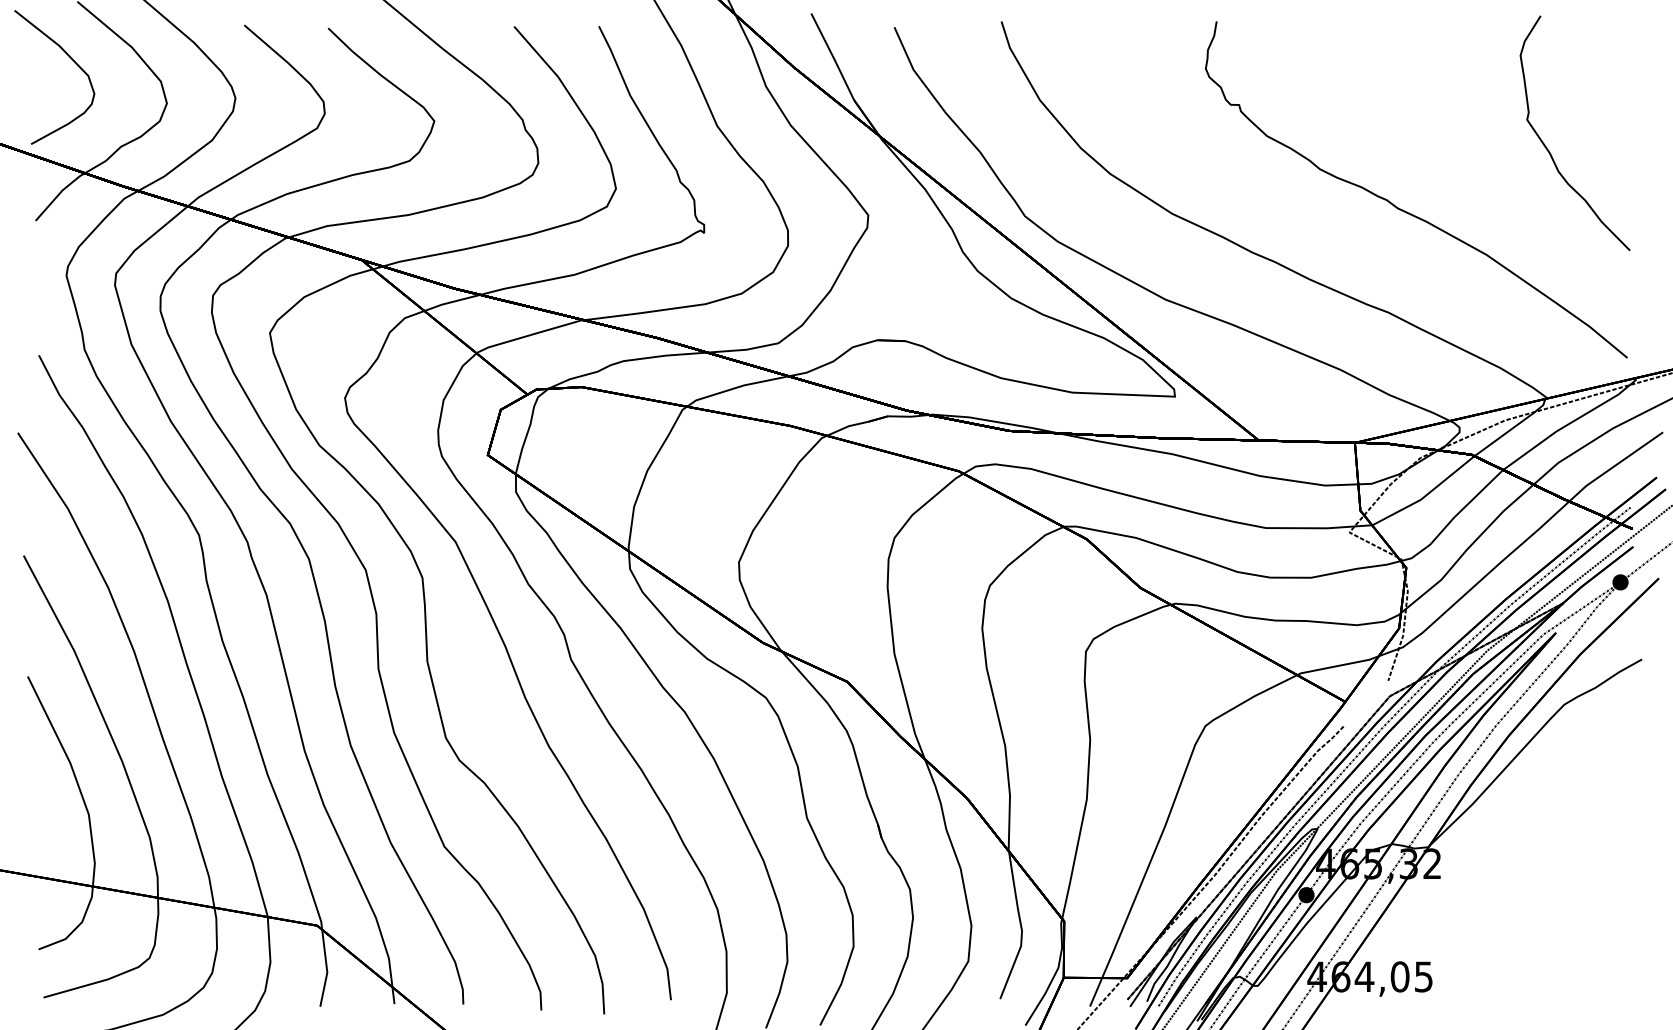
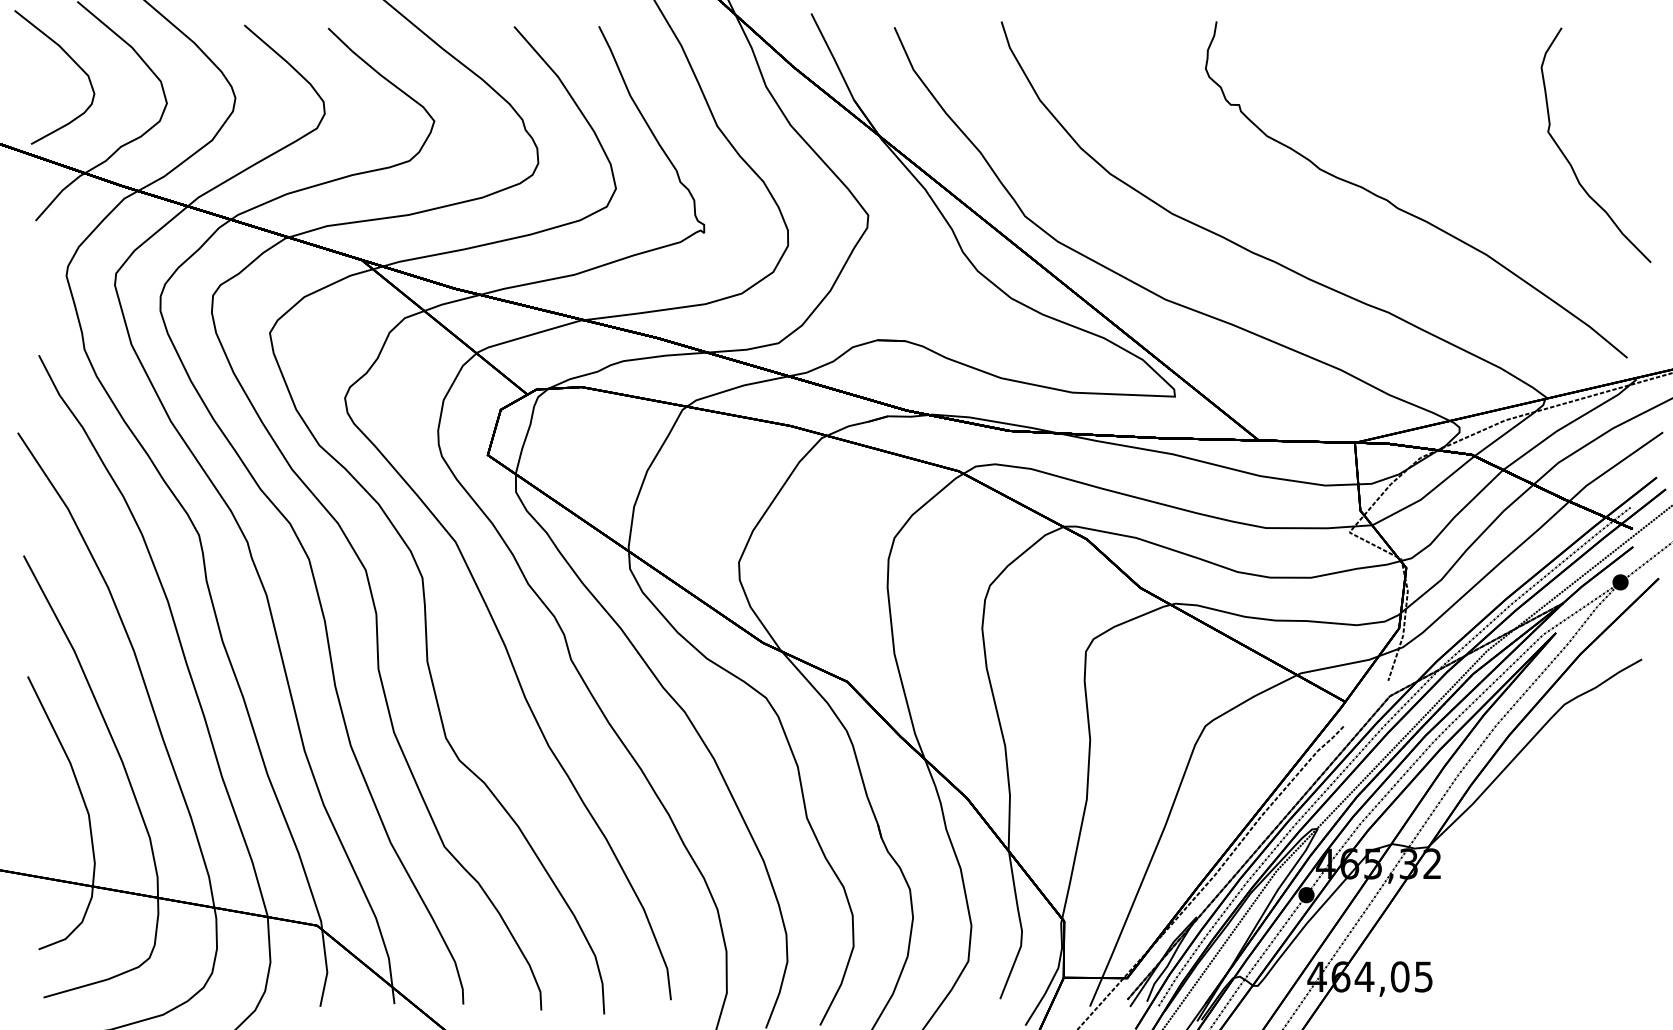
curve position: (1549, 150) -> (1570, 162) (1570, 162)
